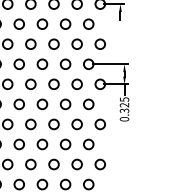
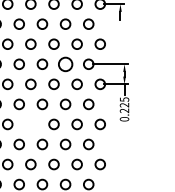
circle size: 13x12 px -> 16x17 px (65, 64)
text: 0.325 -> 0.225 (125, 110)
circle: present -> none (30, 124)
